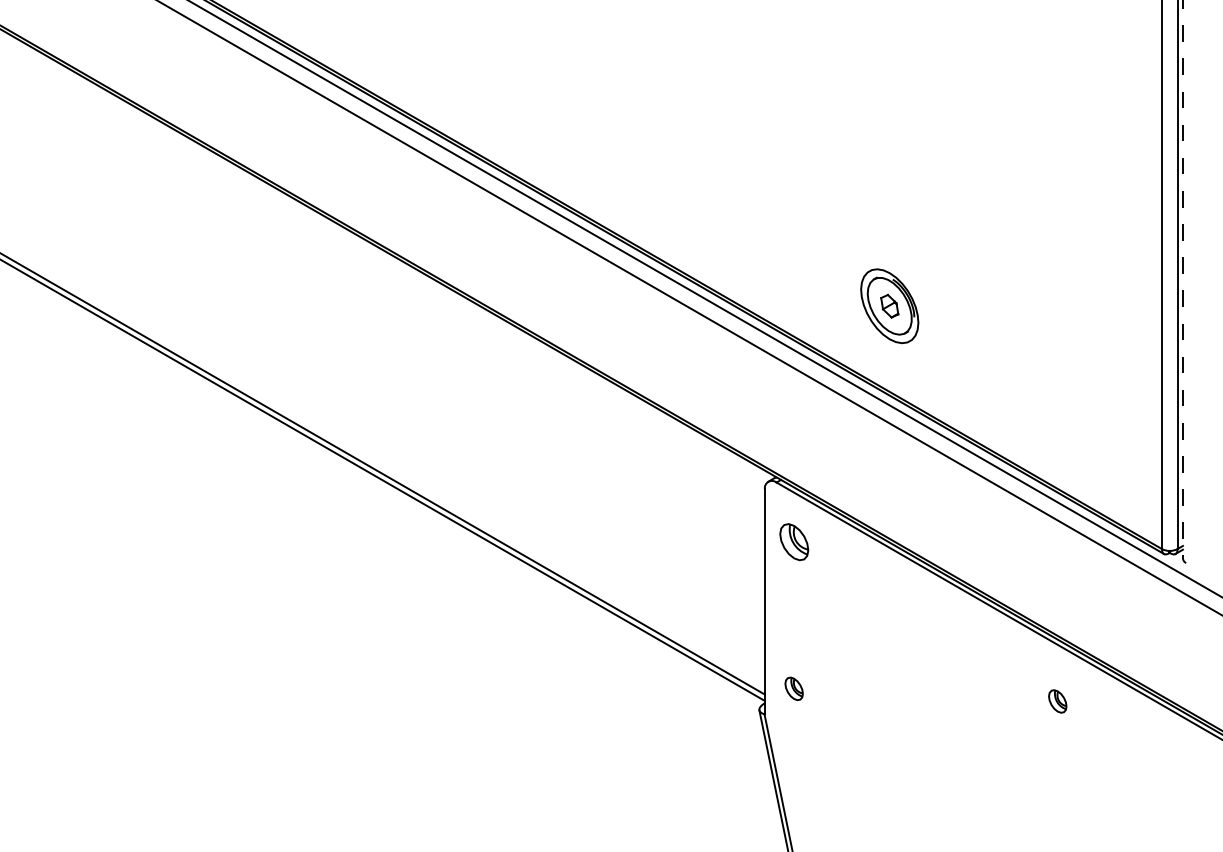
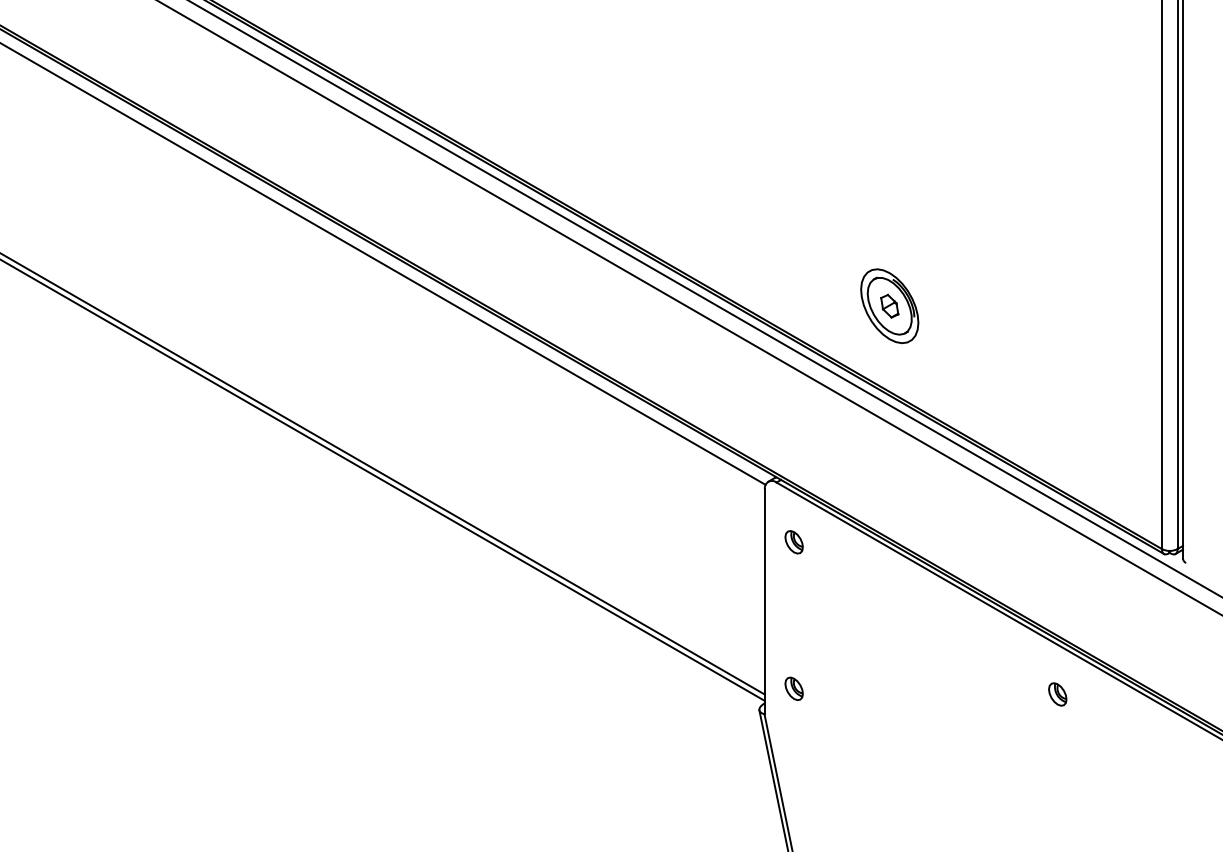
line: none -> present (383, 264)
line: dashed -> solid (1182, 279)
part size: 31x39 px -> 20x25 px (793, 542)
part position: (1057, 701) -> (1057, 694) (1057, 694)
